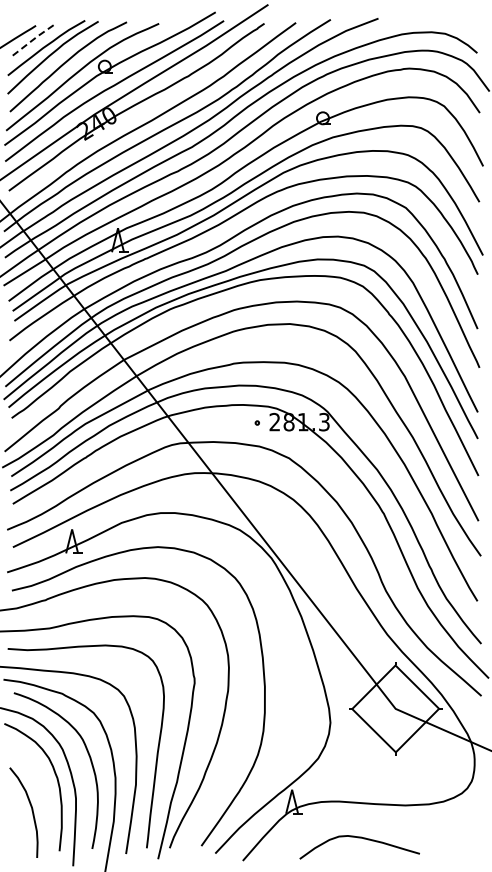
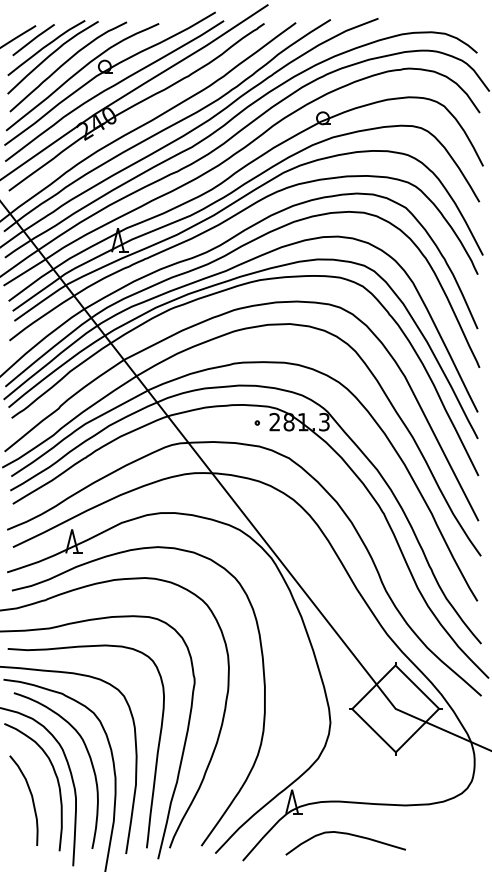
line: dashed -> solid (33, 39)
curve position: (31, 811) -> (31, 799) (31, 799)
curve position: (363, 839) -> (349, 835) (349, 835)
